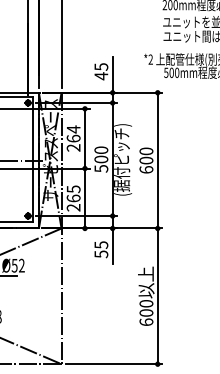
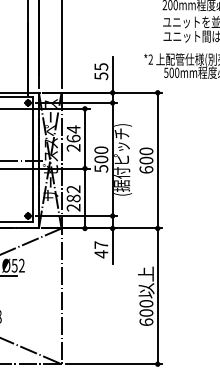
text: 45 -> 55 (101, 76)
text: 265 -> 282 (73, 193)
text: 55 -> 47 (101, 249)
